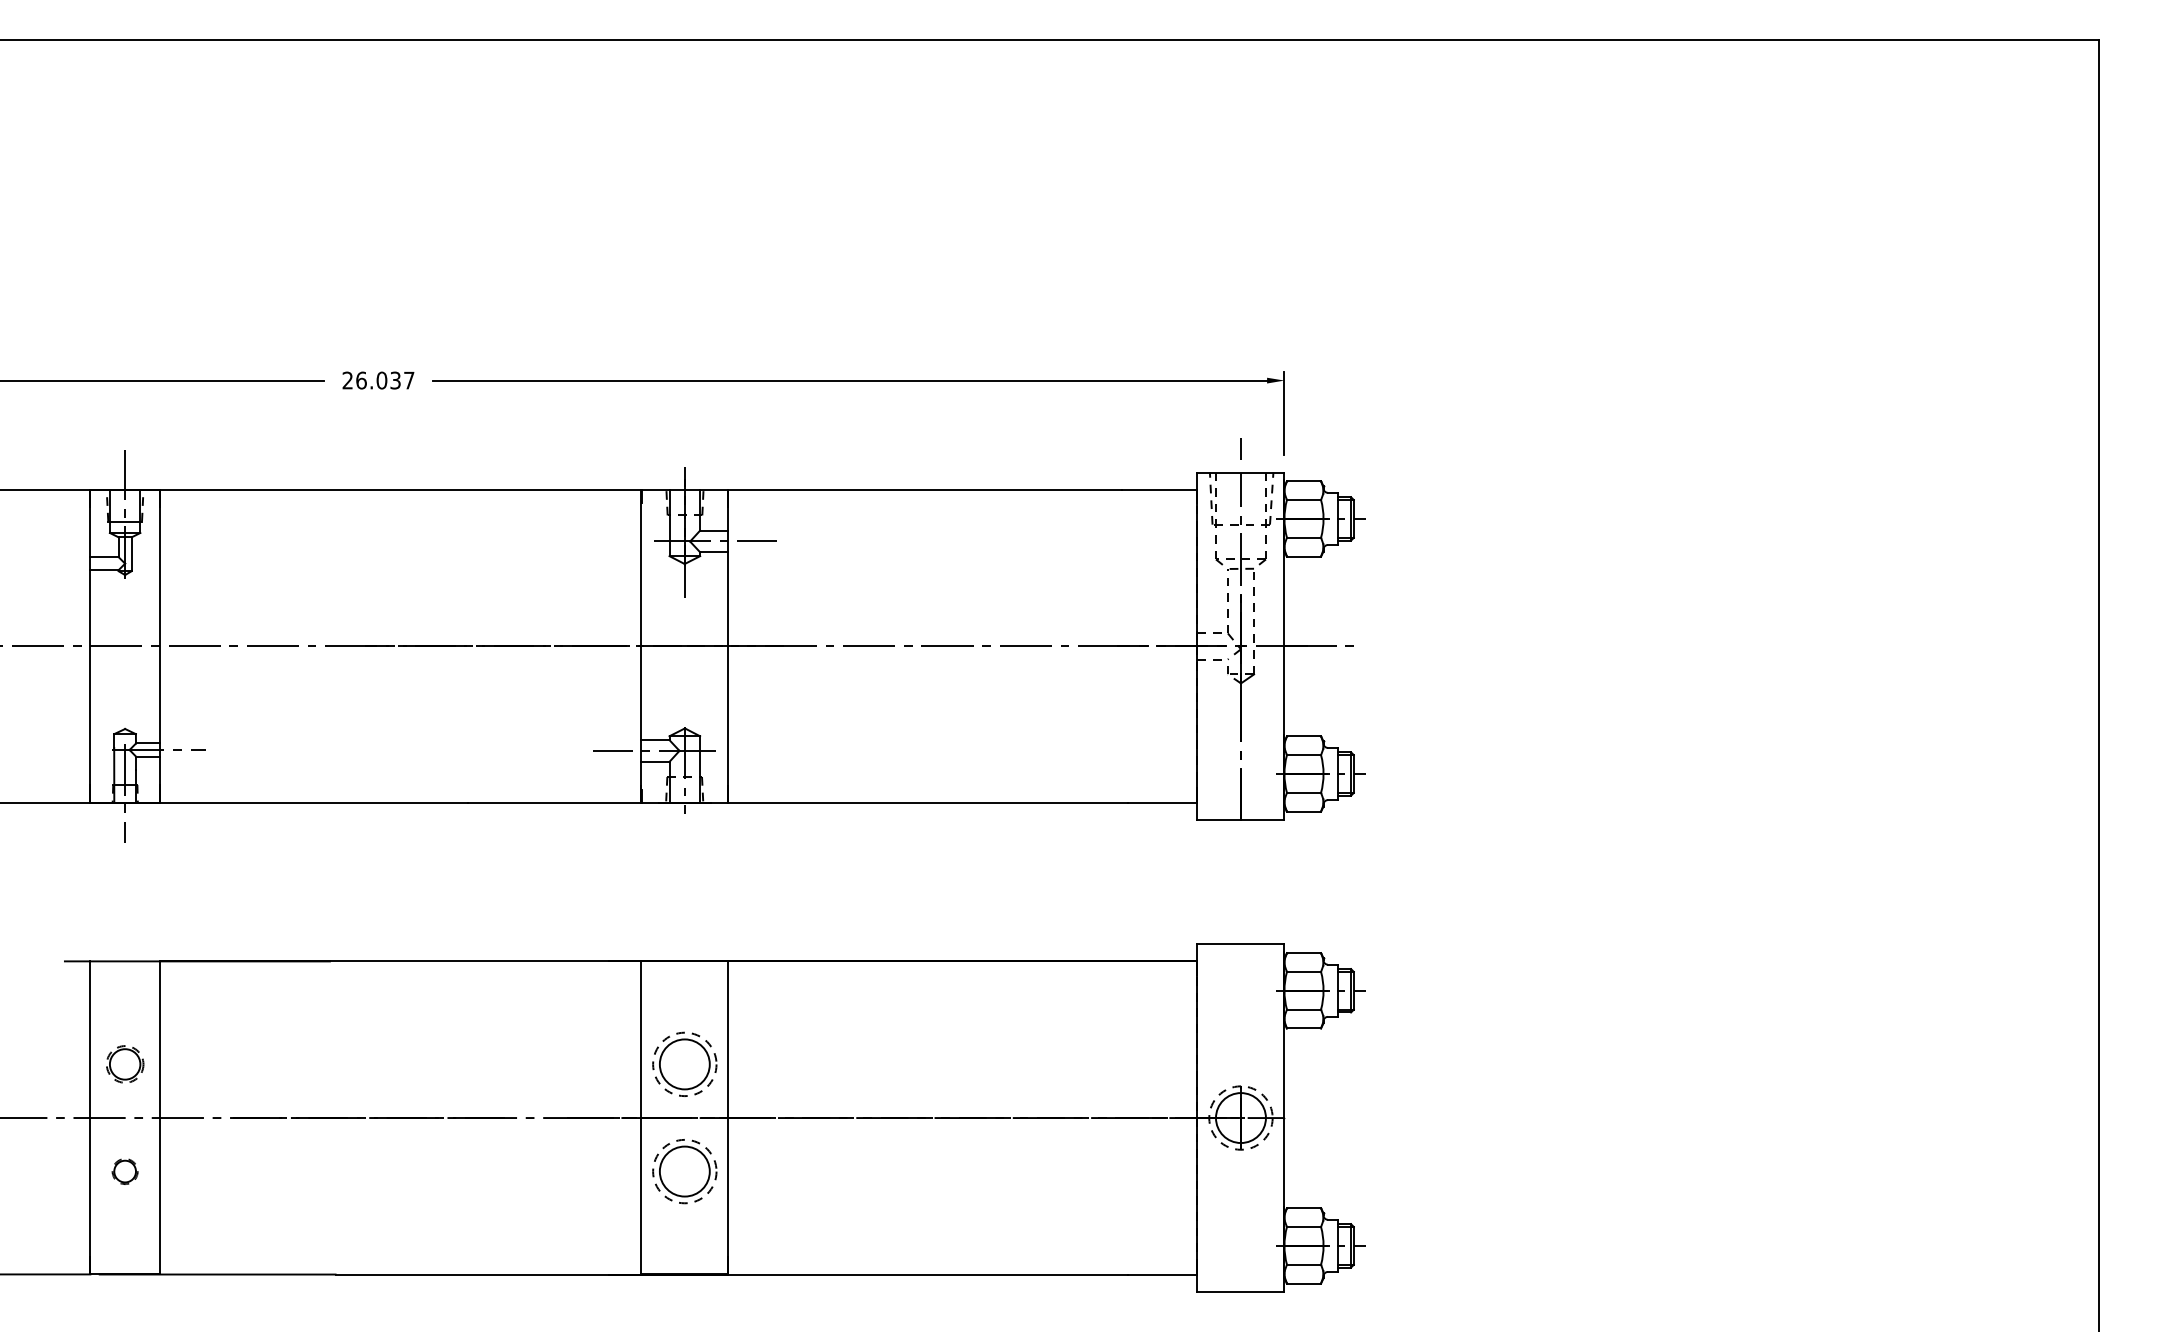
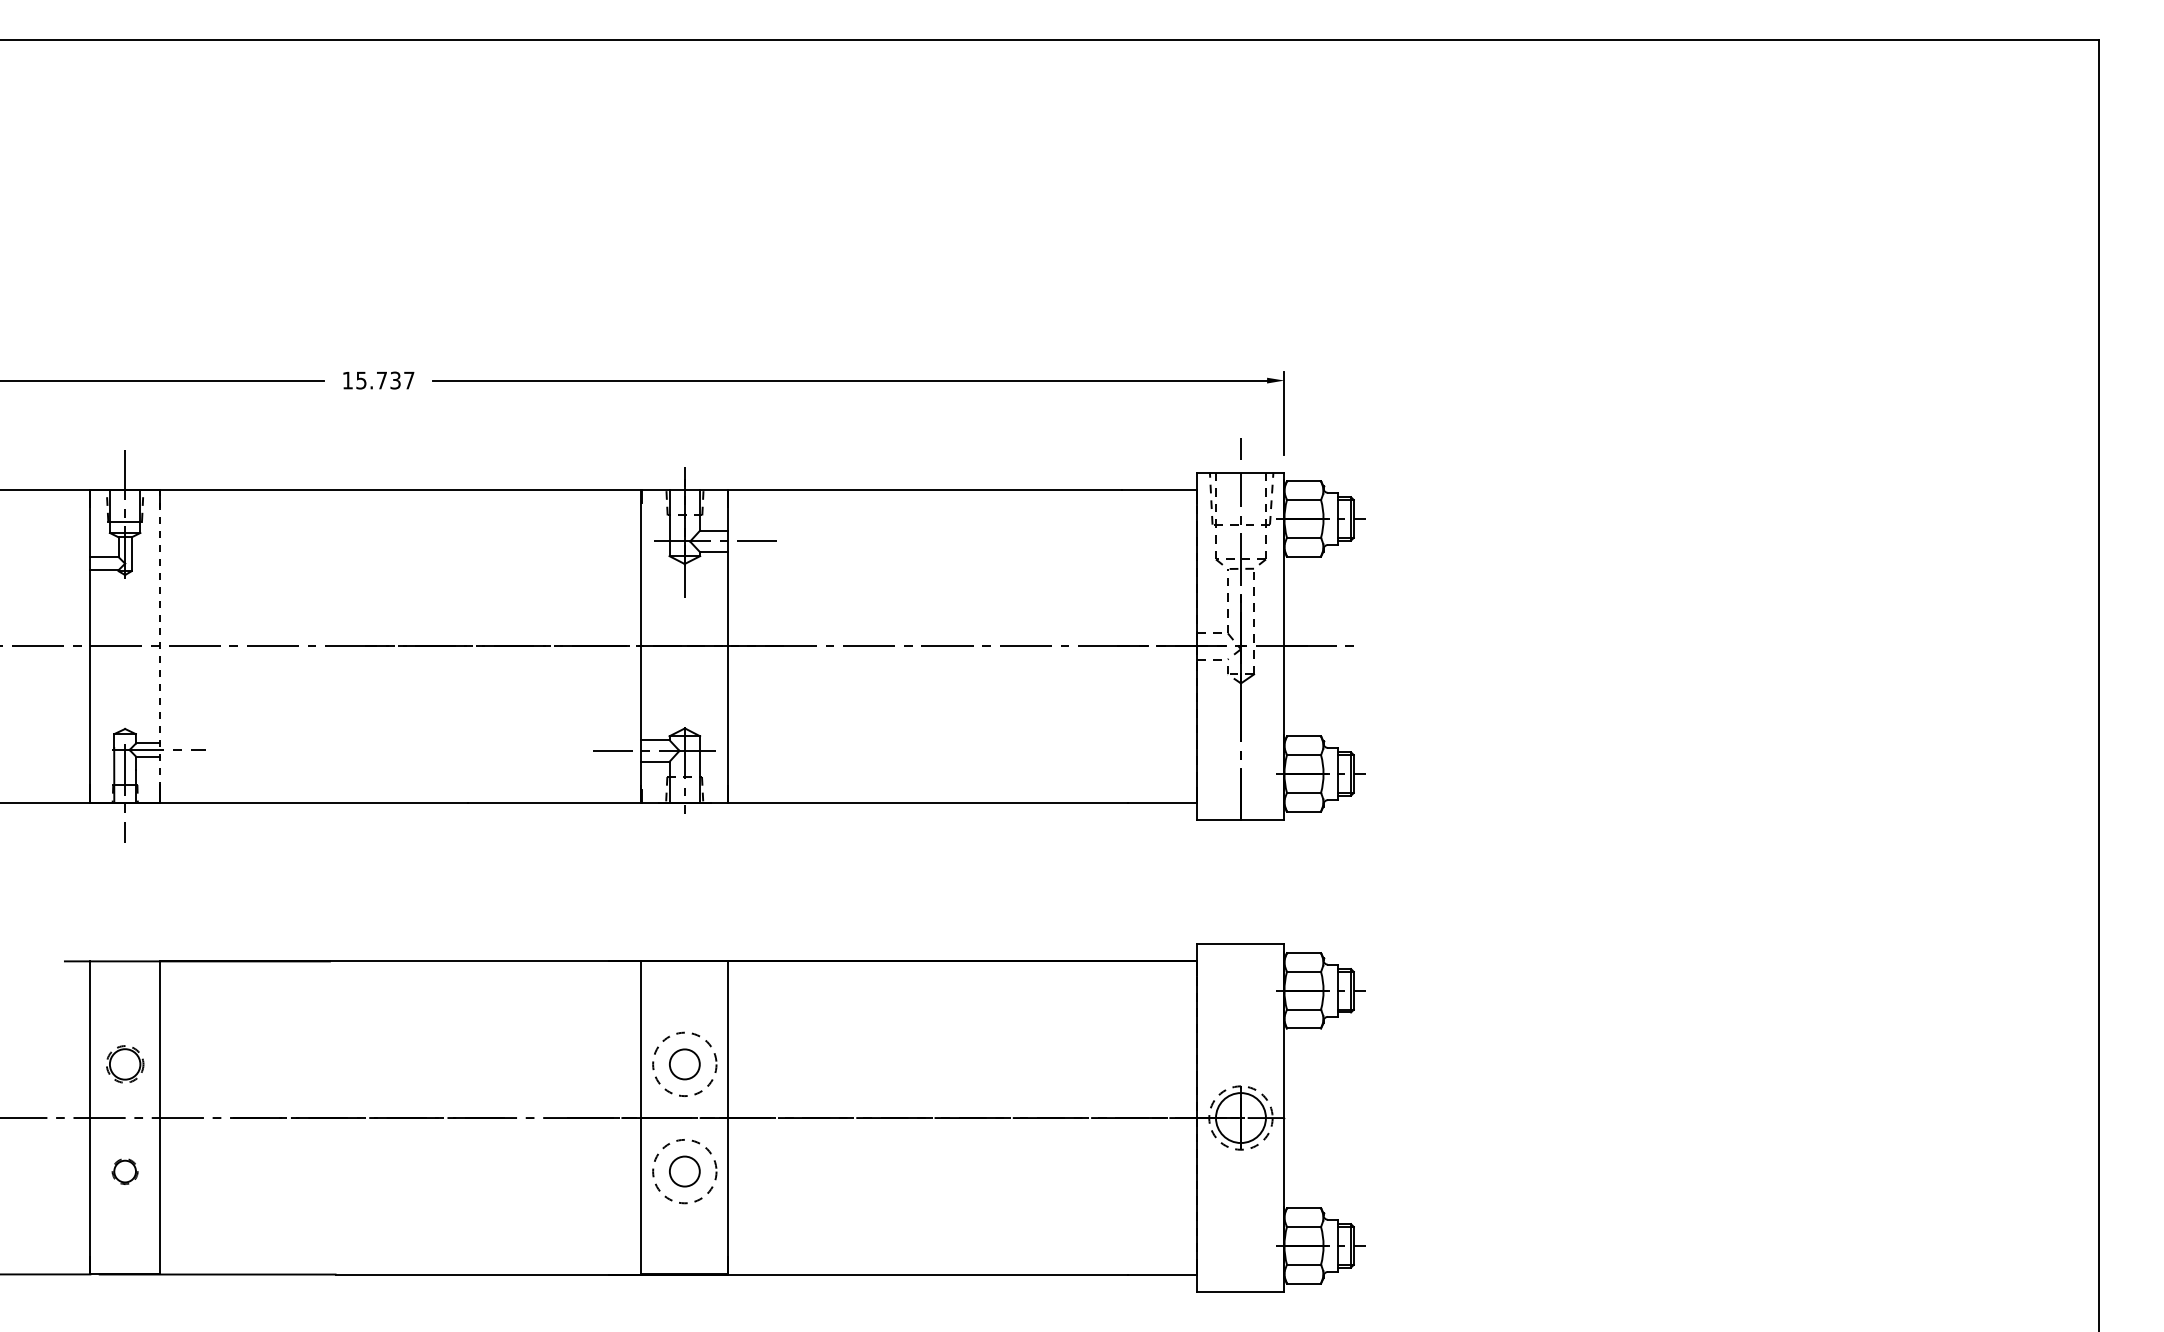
text: 26.037 -> 15.737 (364, 380)
line: solid -> dashed (159, 646)
circle diameter: 50 px -> 30 px (684, 1064)
circle diameter: 50 px -> 30 px (684, 1171)
